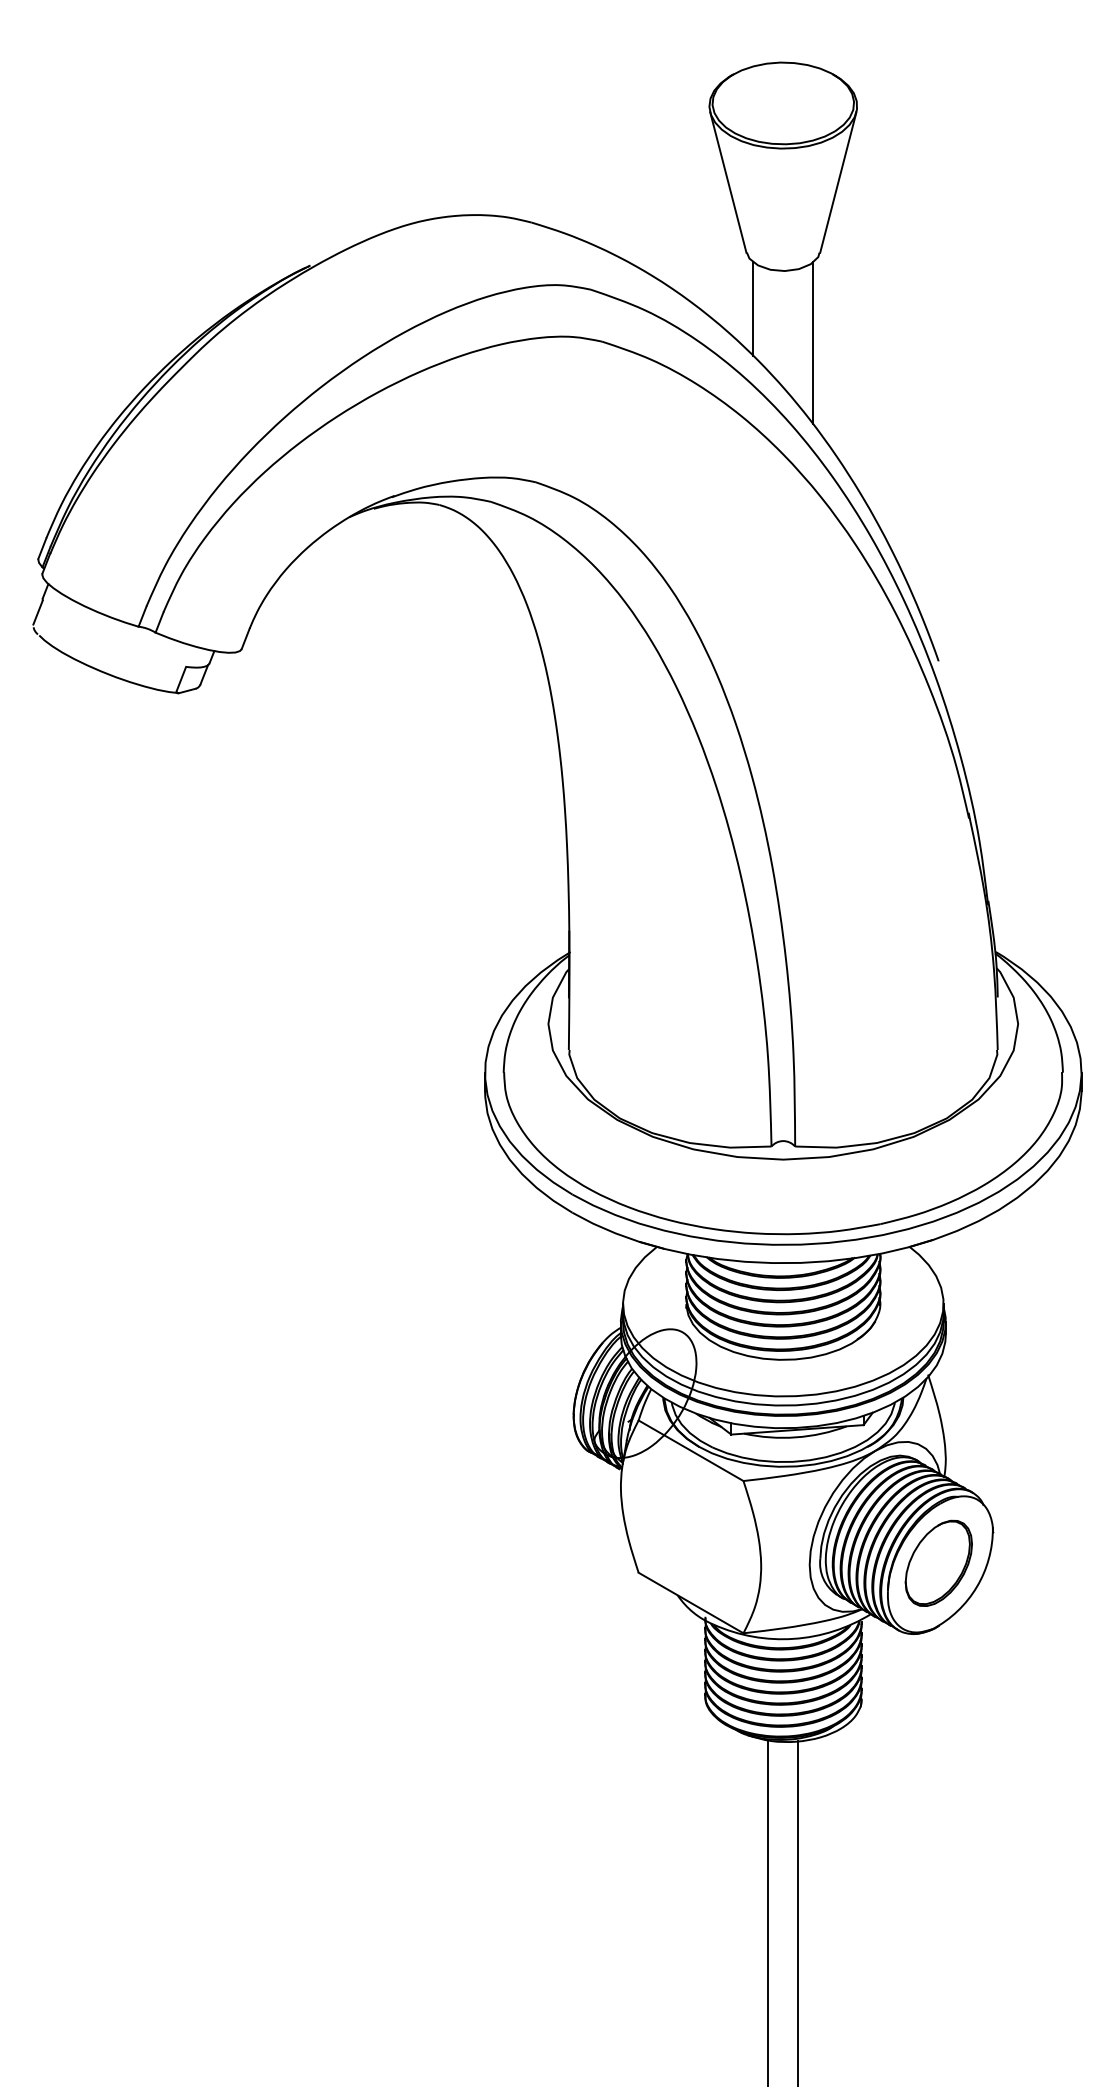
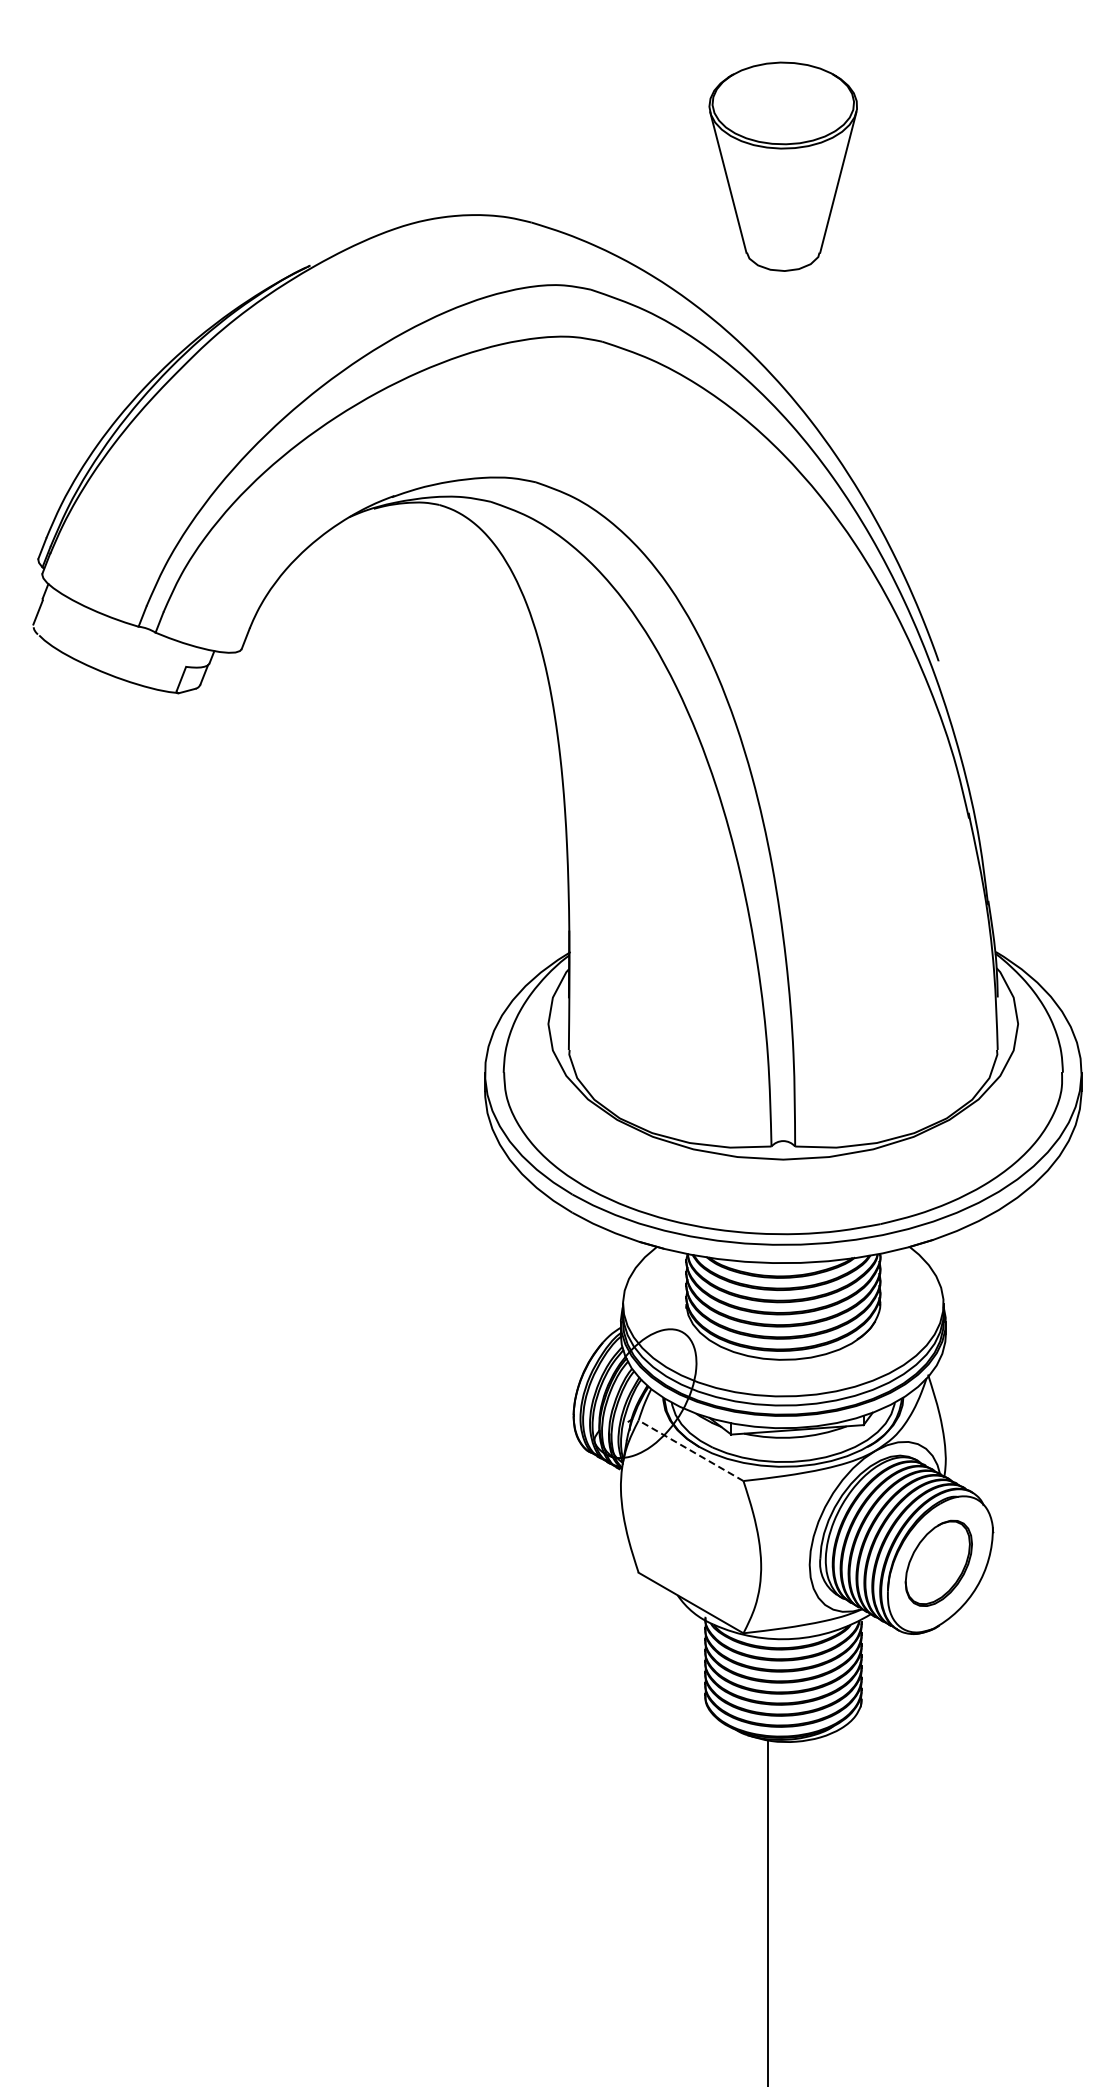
line: present -> none (753, 308)
line: present -> none (813, 342)
line: solid -> dashed (691, 1450)
line: present -> none (798, 1912)
